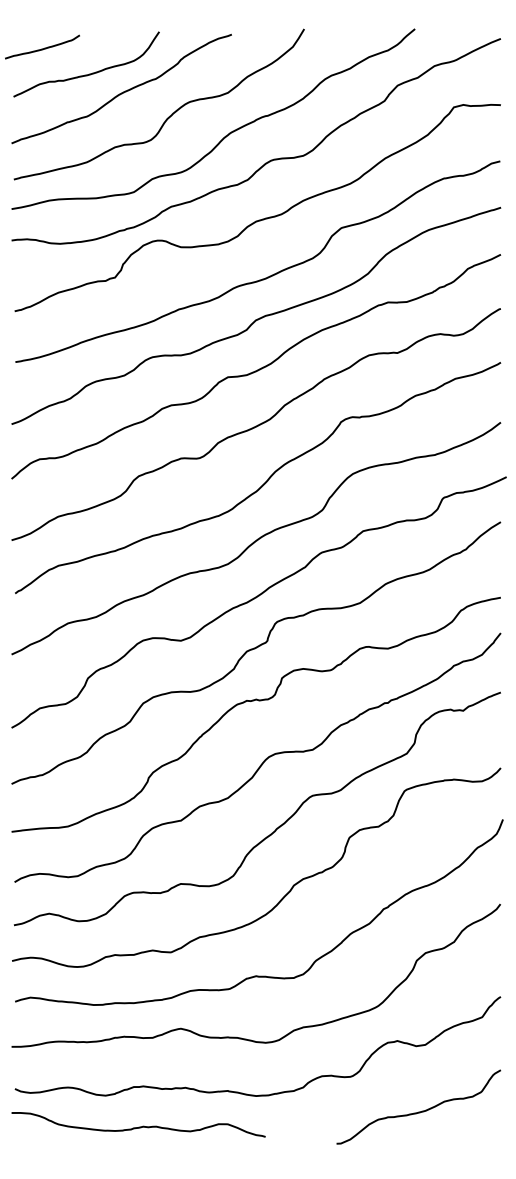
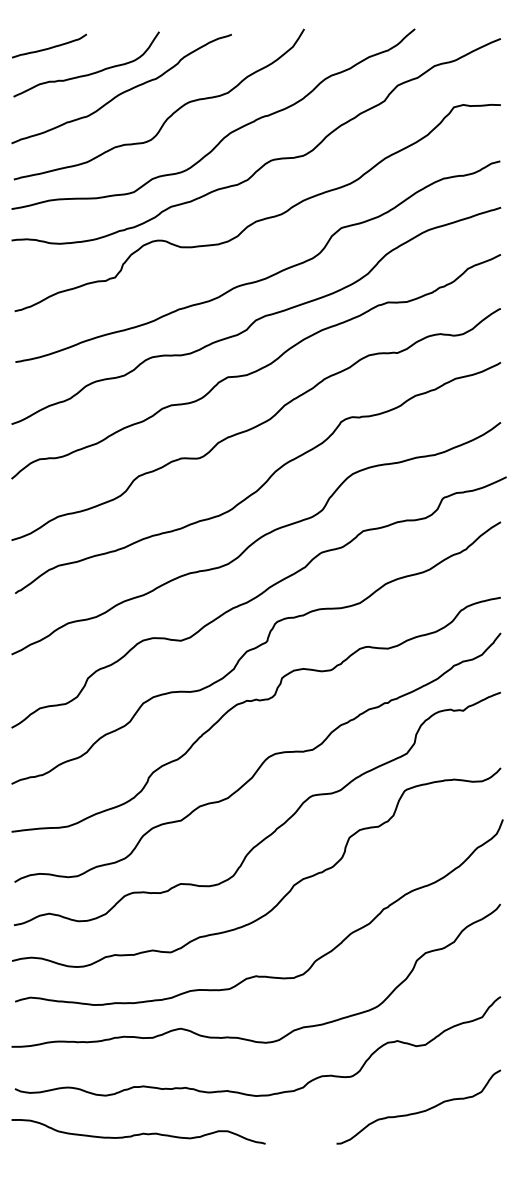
curve position: (42, 48) -> (49, 47) (49, 47)
curve position: (138, 1126) -> (138, 1133) (138, 1133)
